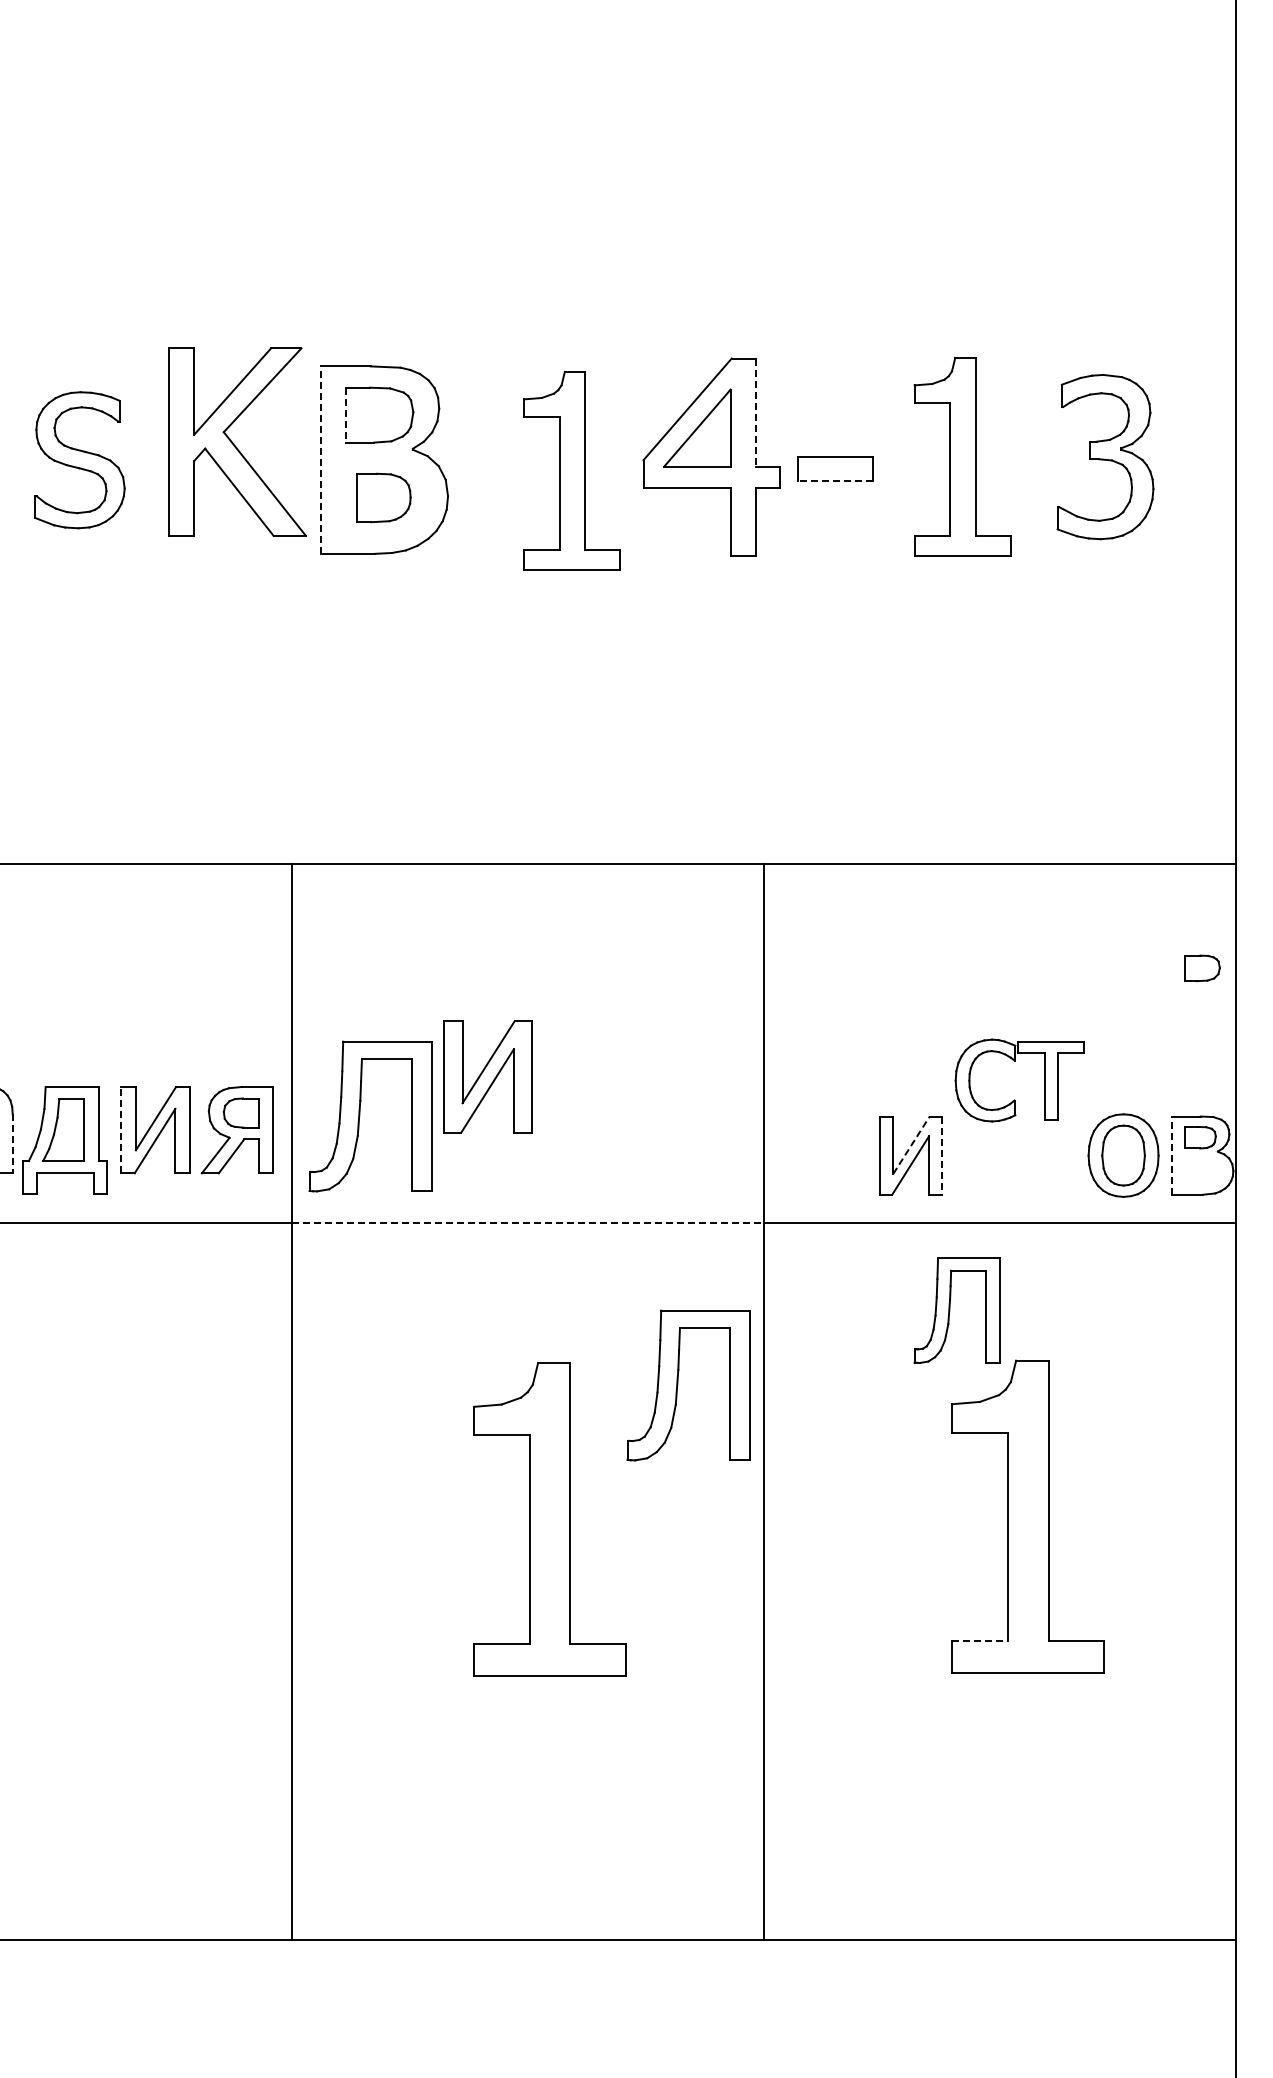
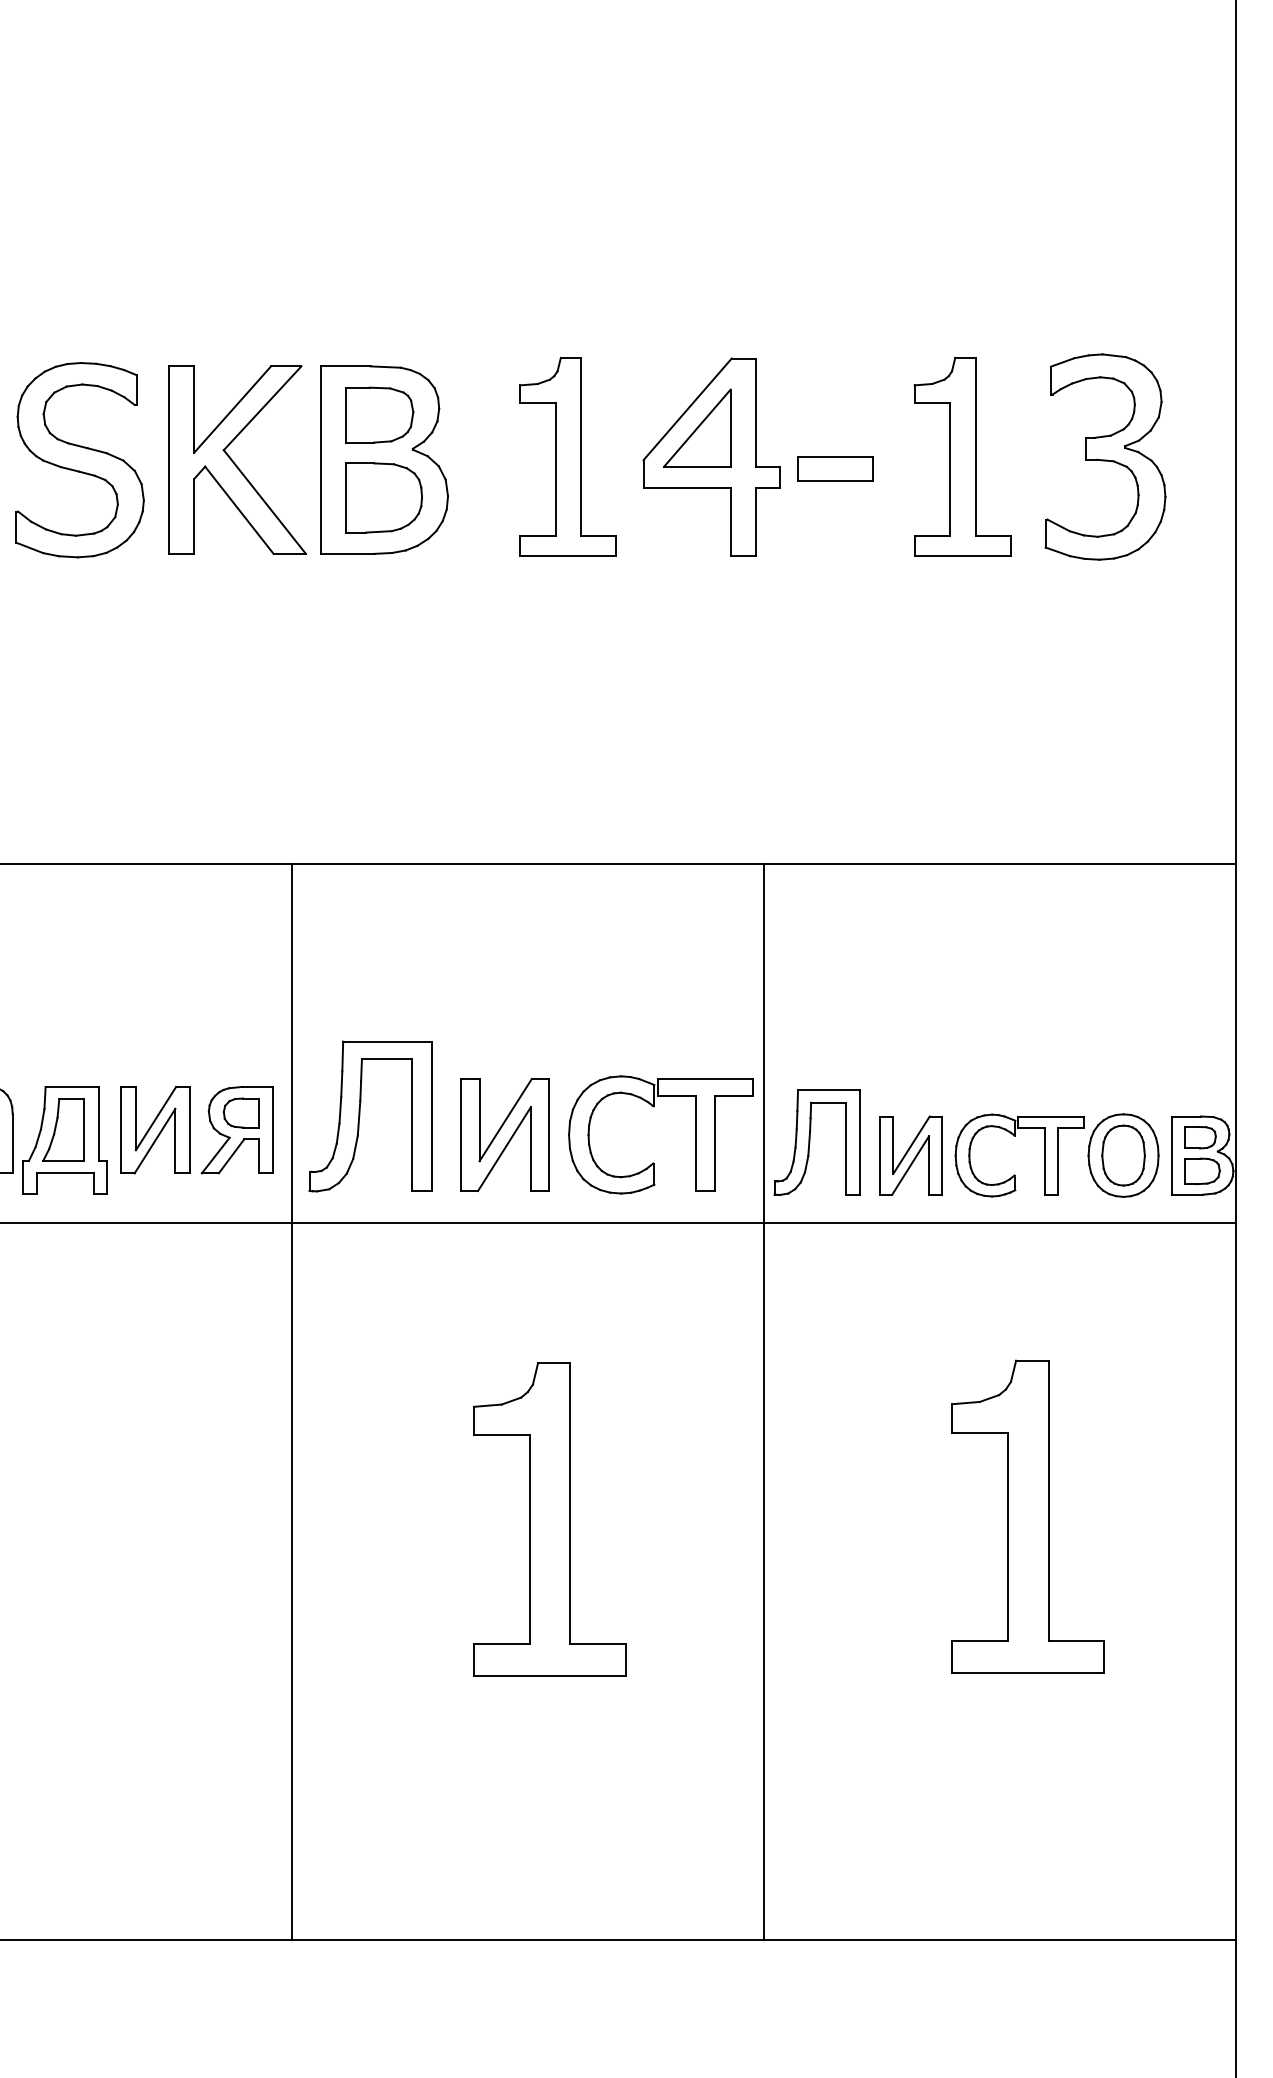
line: dashed -> solid (756, 413)
line: dashed -> solid (345, 415)
part position: (237, 441) -> (237, 459) (237, 459)
part size: 99x167 px -> 123x208 px (1105, 456)
part size: 92x139 px -> 130x197 px (79, 460)
line: dashed -> solid (320, 460)
part position: (571, 470) -> (567, 456) (567, 456)
line: dashed -> solid (835, 481)
part size: 56x52 px -> 78x72 px (383, 497)
part position: (1202, 968) -> (1202, 1171) (1202, 1171)
part position: (1015, 1061) -> (1015, 1136) (1015, 1136)
part position: (487, 1076) -> (504, 1134) (504, 1134)
part: none -> present (653, 1107)
line: dashed -> solid (121, 1129)
line: dashed -> solid (12, 1143)
line: dashed -> solid (911, 1145)
line: dashed -> solid (1172, 1155)
line: dashed -> solid (942, 1156)
line: dashed -> solid (528, 1223)
part position: (956, 1310) -> (816, 1142) (816, 1142)
part: present -> none (678, 1385)
line: dashed -> solid (980, 1641)
